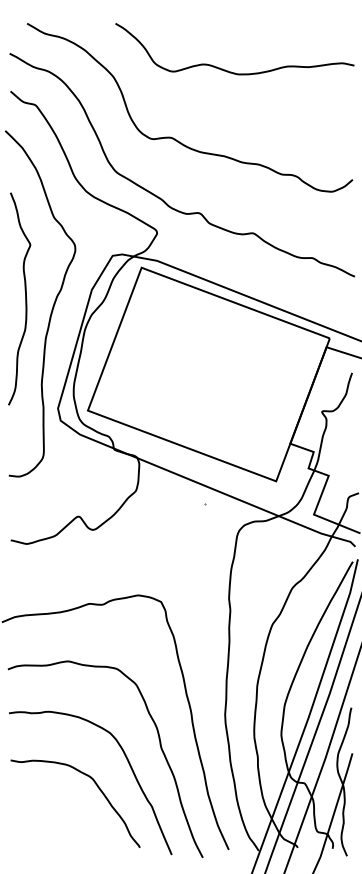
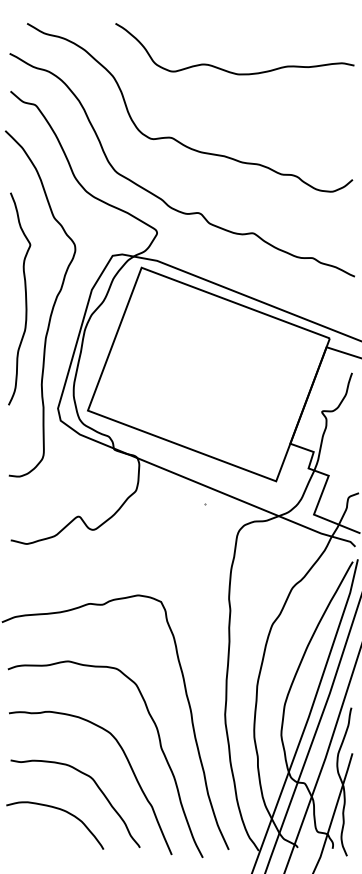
curve: none -> present (60, 810)
